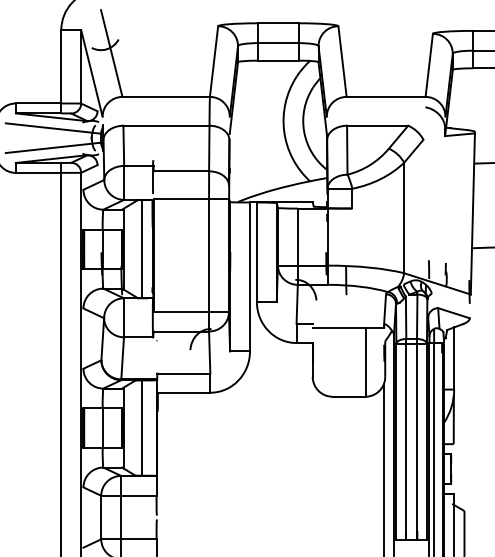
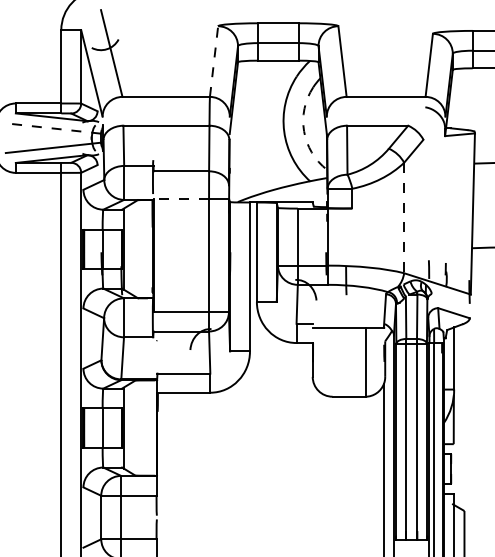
line: solid -> dashed (214, 61)
line: solid -> dashed (53, 128)
arc: solid -> dashed (304, 131)
line: solid -> dashed (181, 199)
line: solid -> dashed (404, 218)
line: present -> none (141, 249)
line: present -> none (141, 427)
